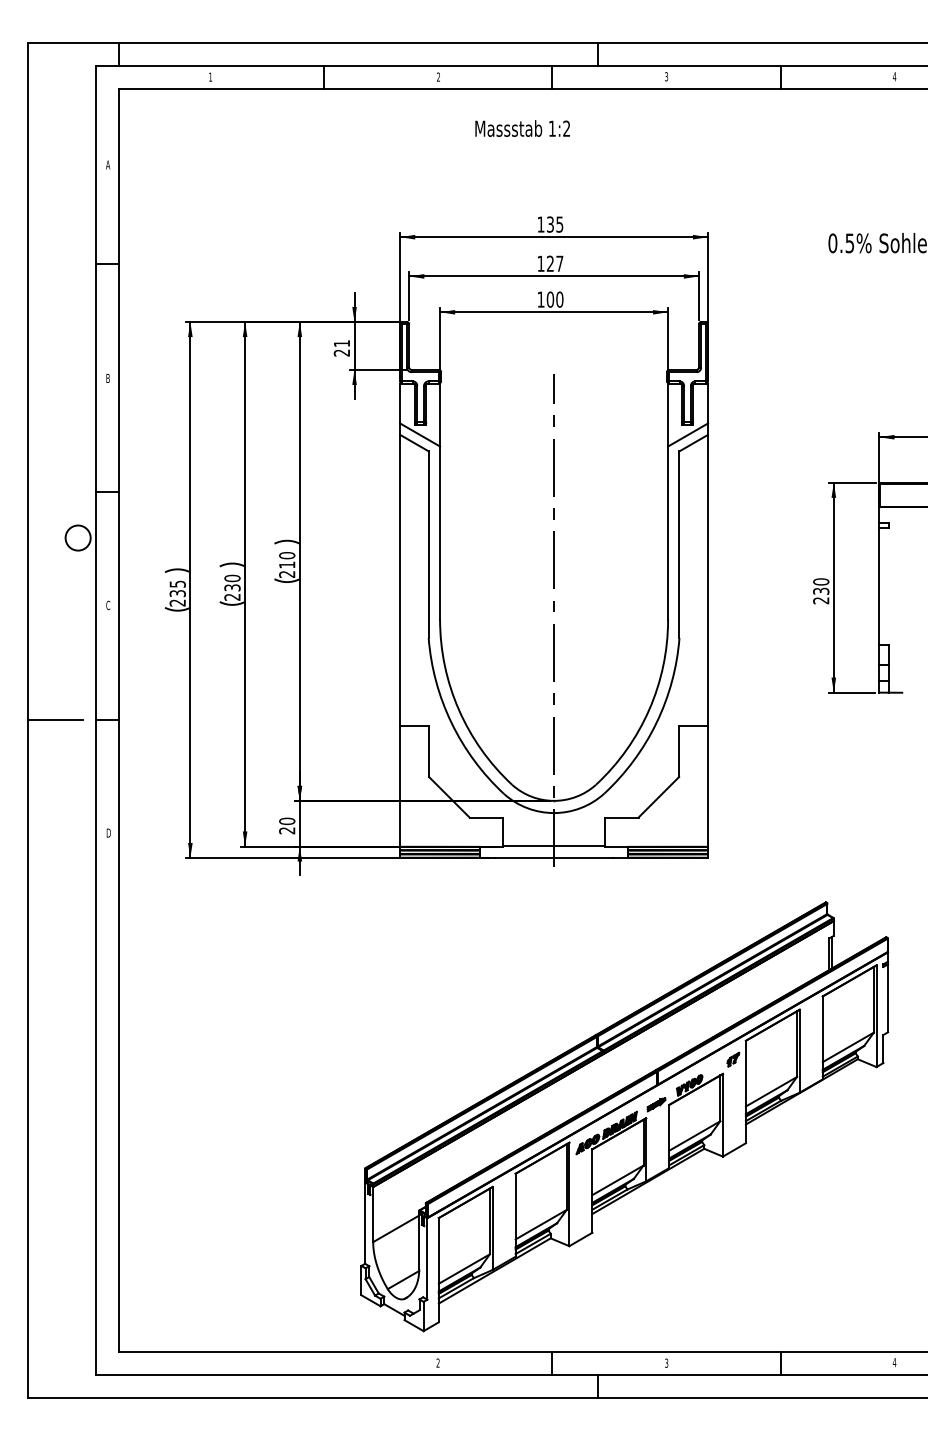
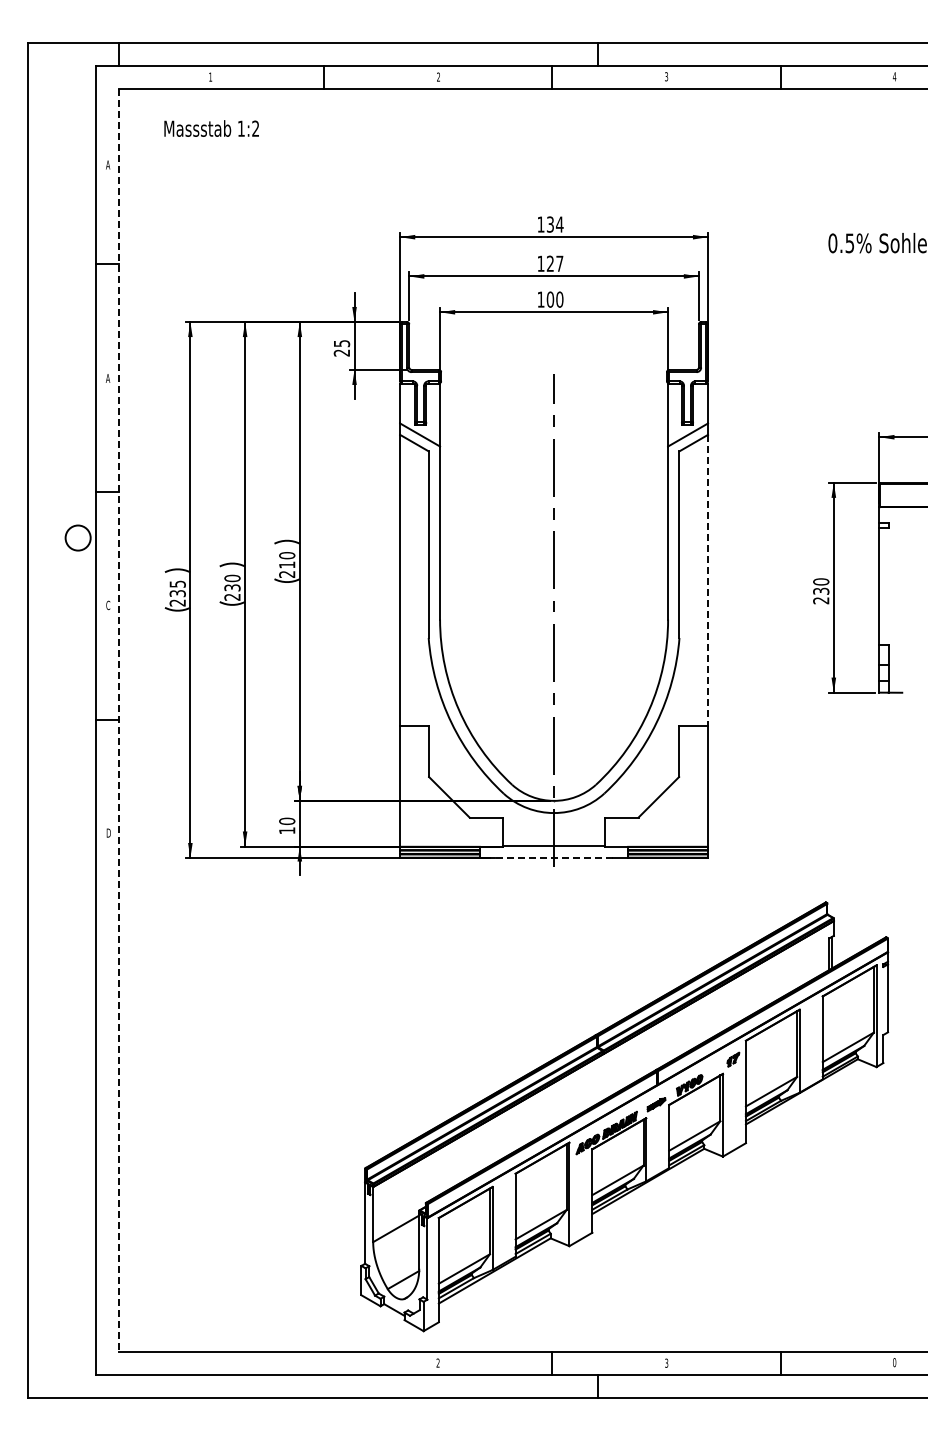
text position: (522, 128) -> (211, 128) (211, 128)
text: 135 -> 134 (559, 224)
text: 21 -> 25 (342, 343)
text: B -> A (107, 378)
line: solid -> dashed (708, 580)
line: present -> none (54, 720)
line: solid -> dashed (119, 720)
text: 20 -> 10 (286, 830)
line: solid -> dashed (553, 858)
text: 4 -> 0 (894, 1362)
